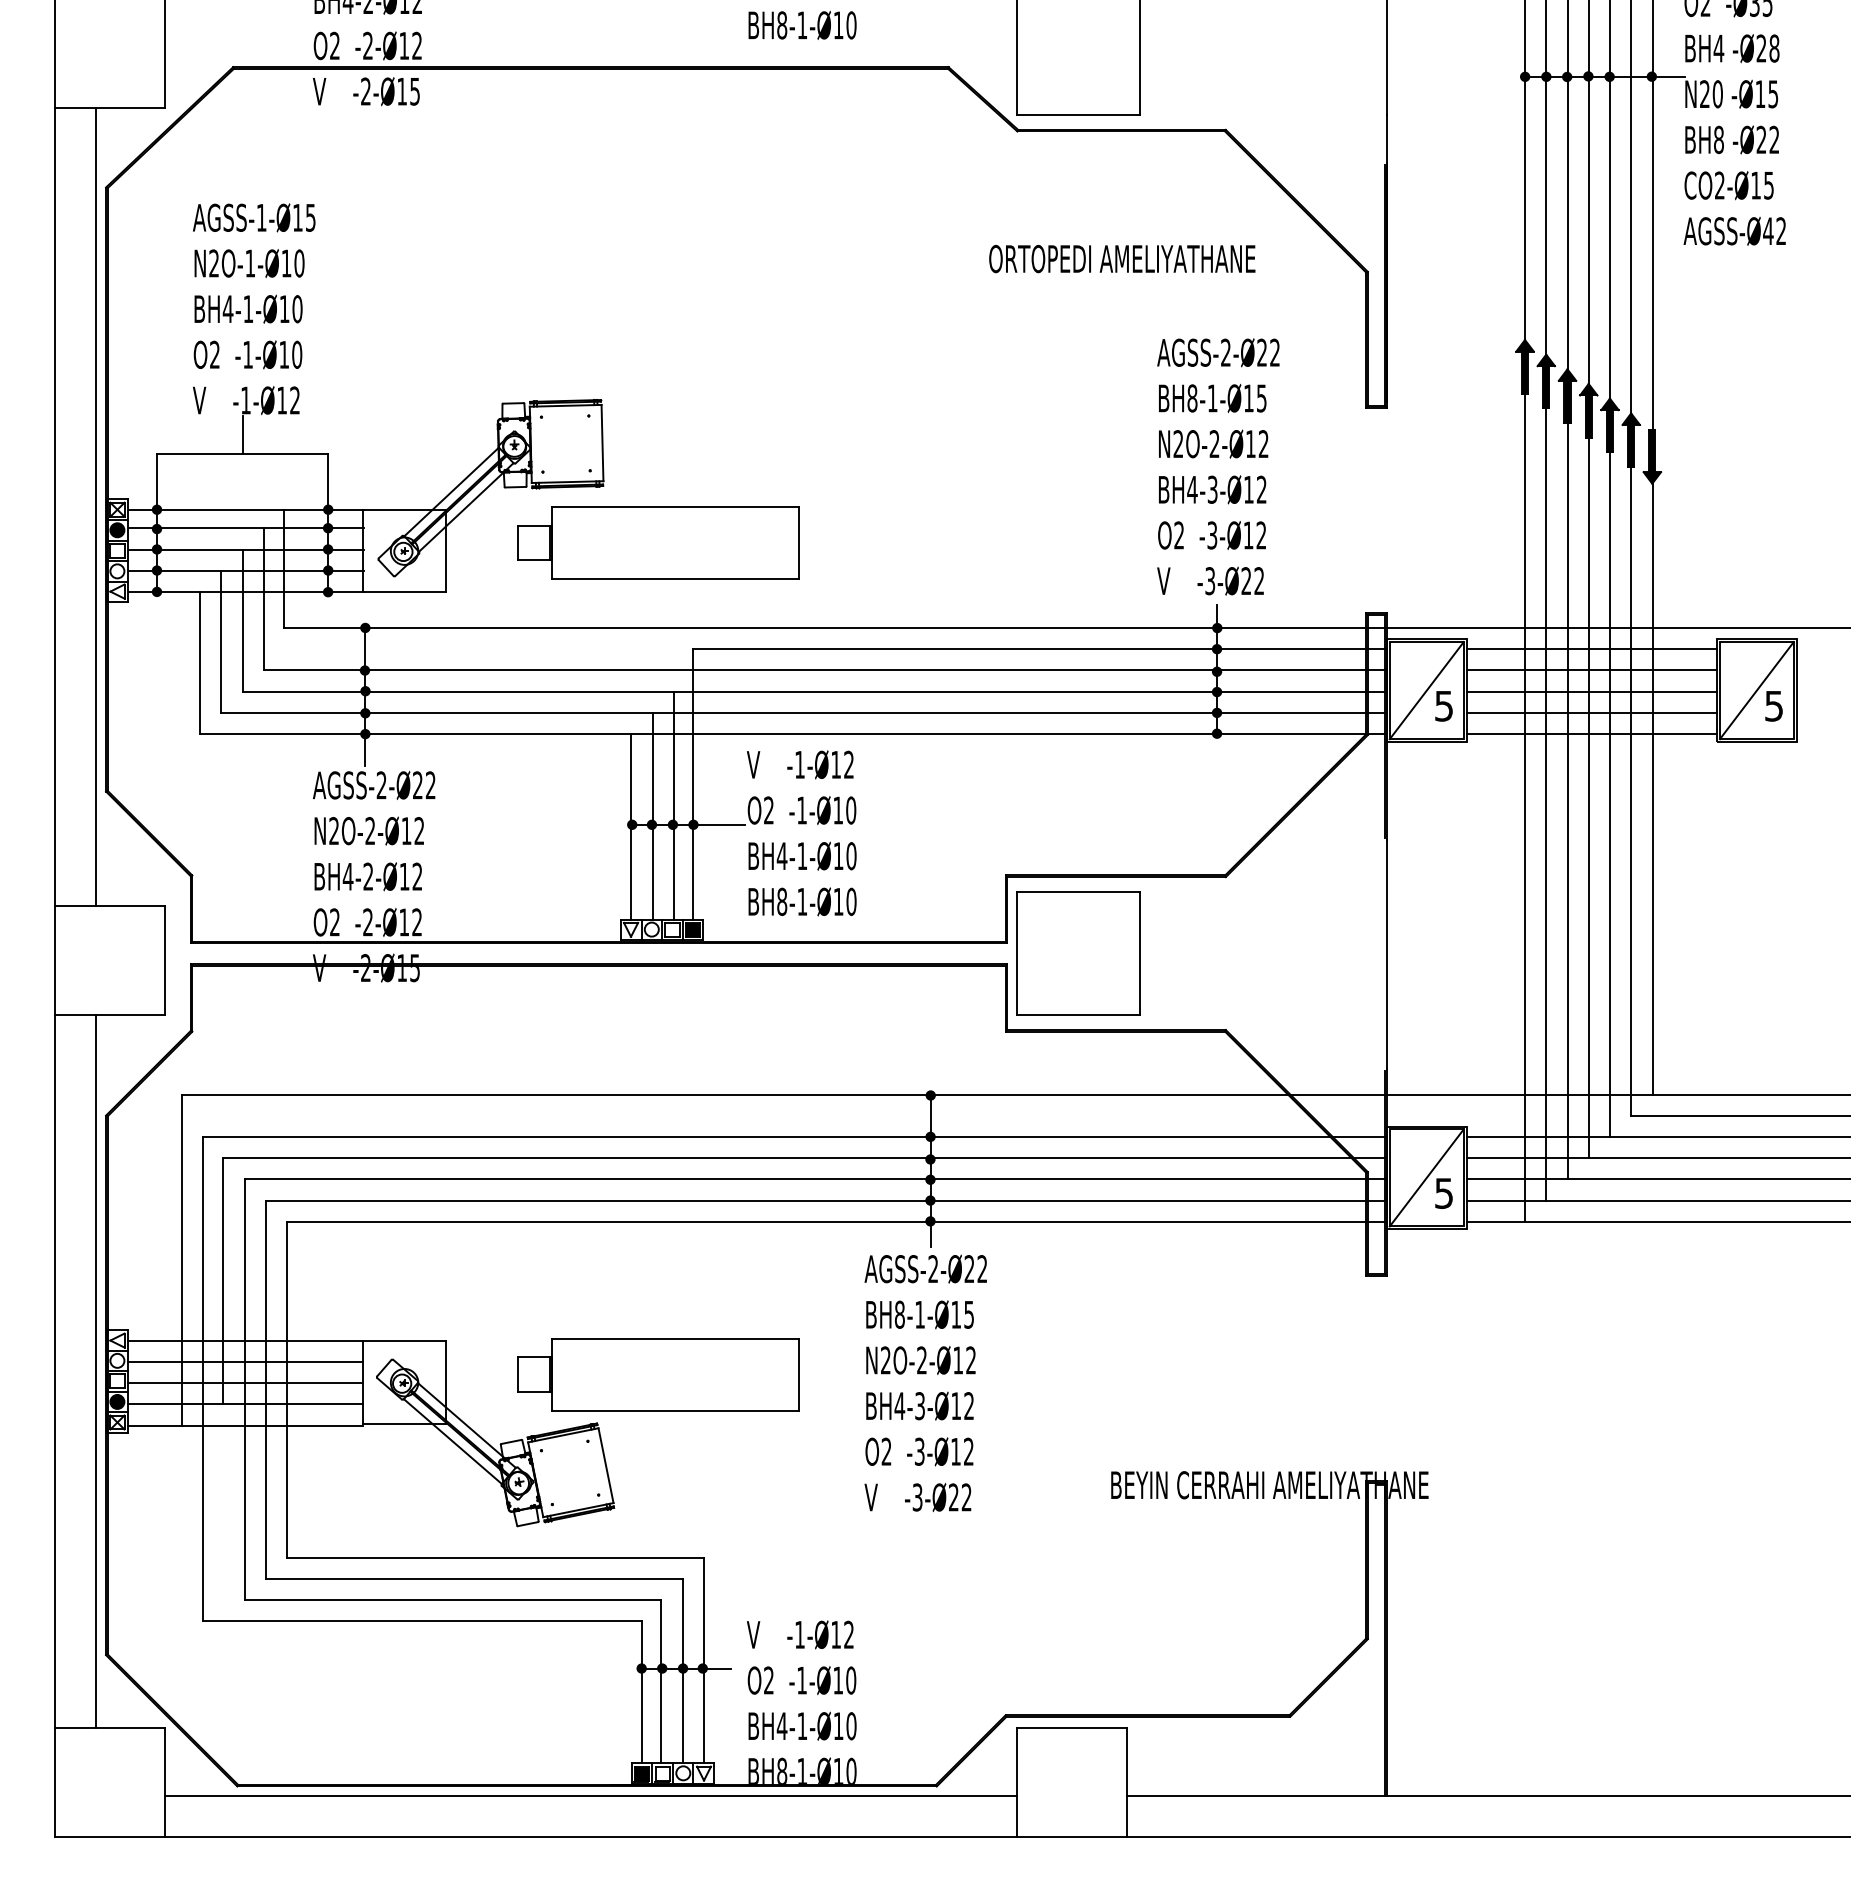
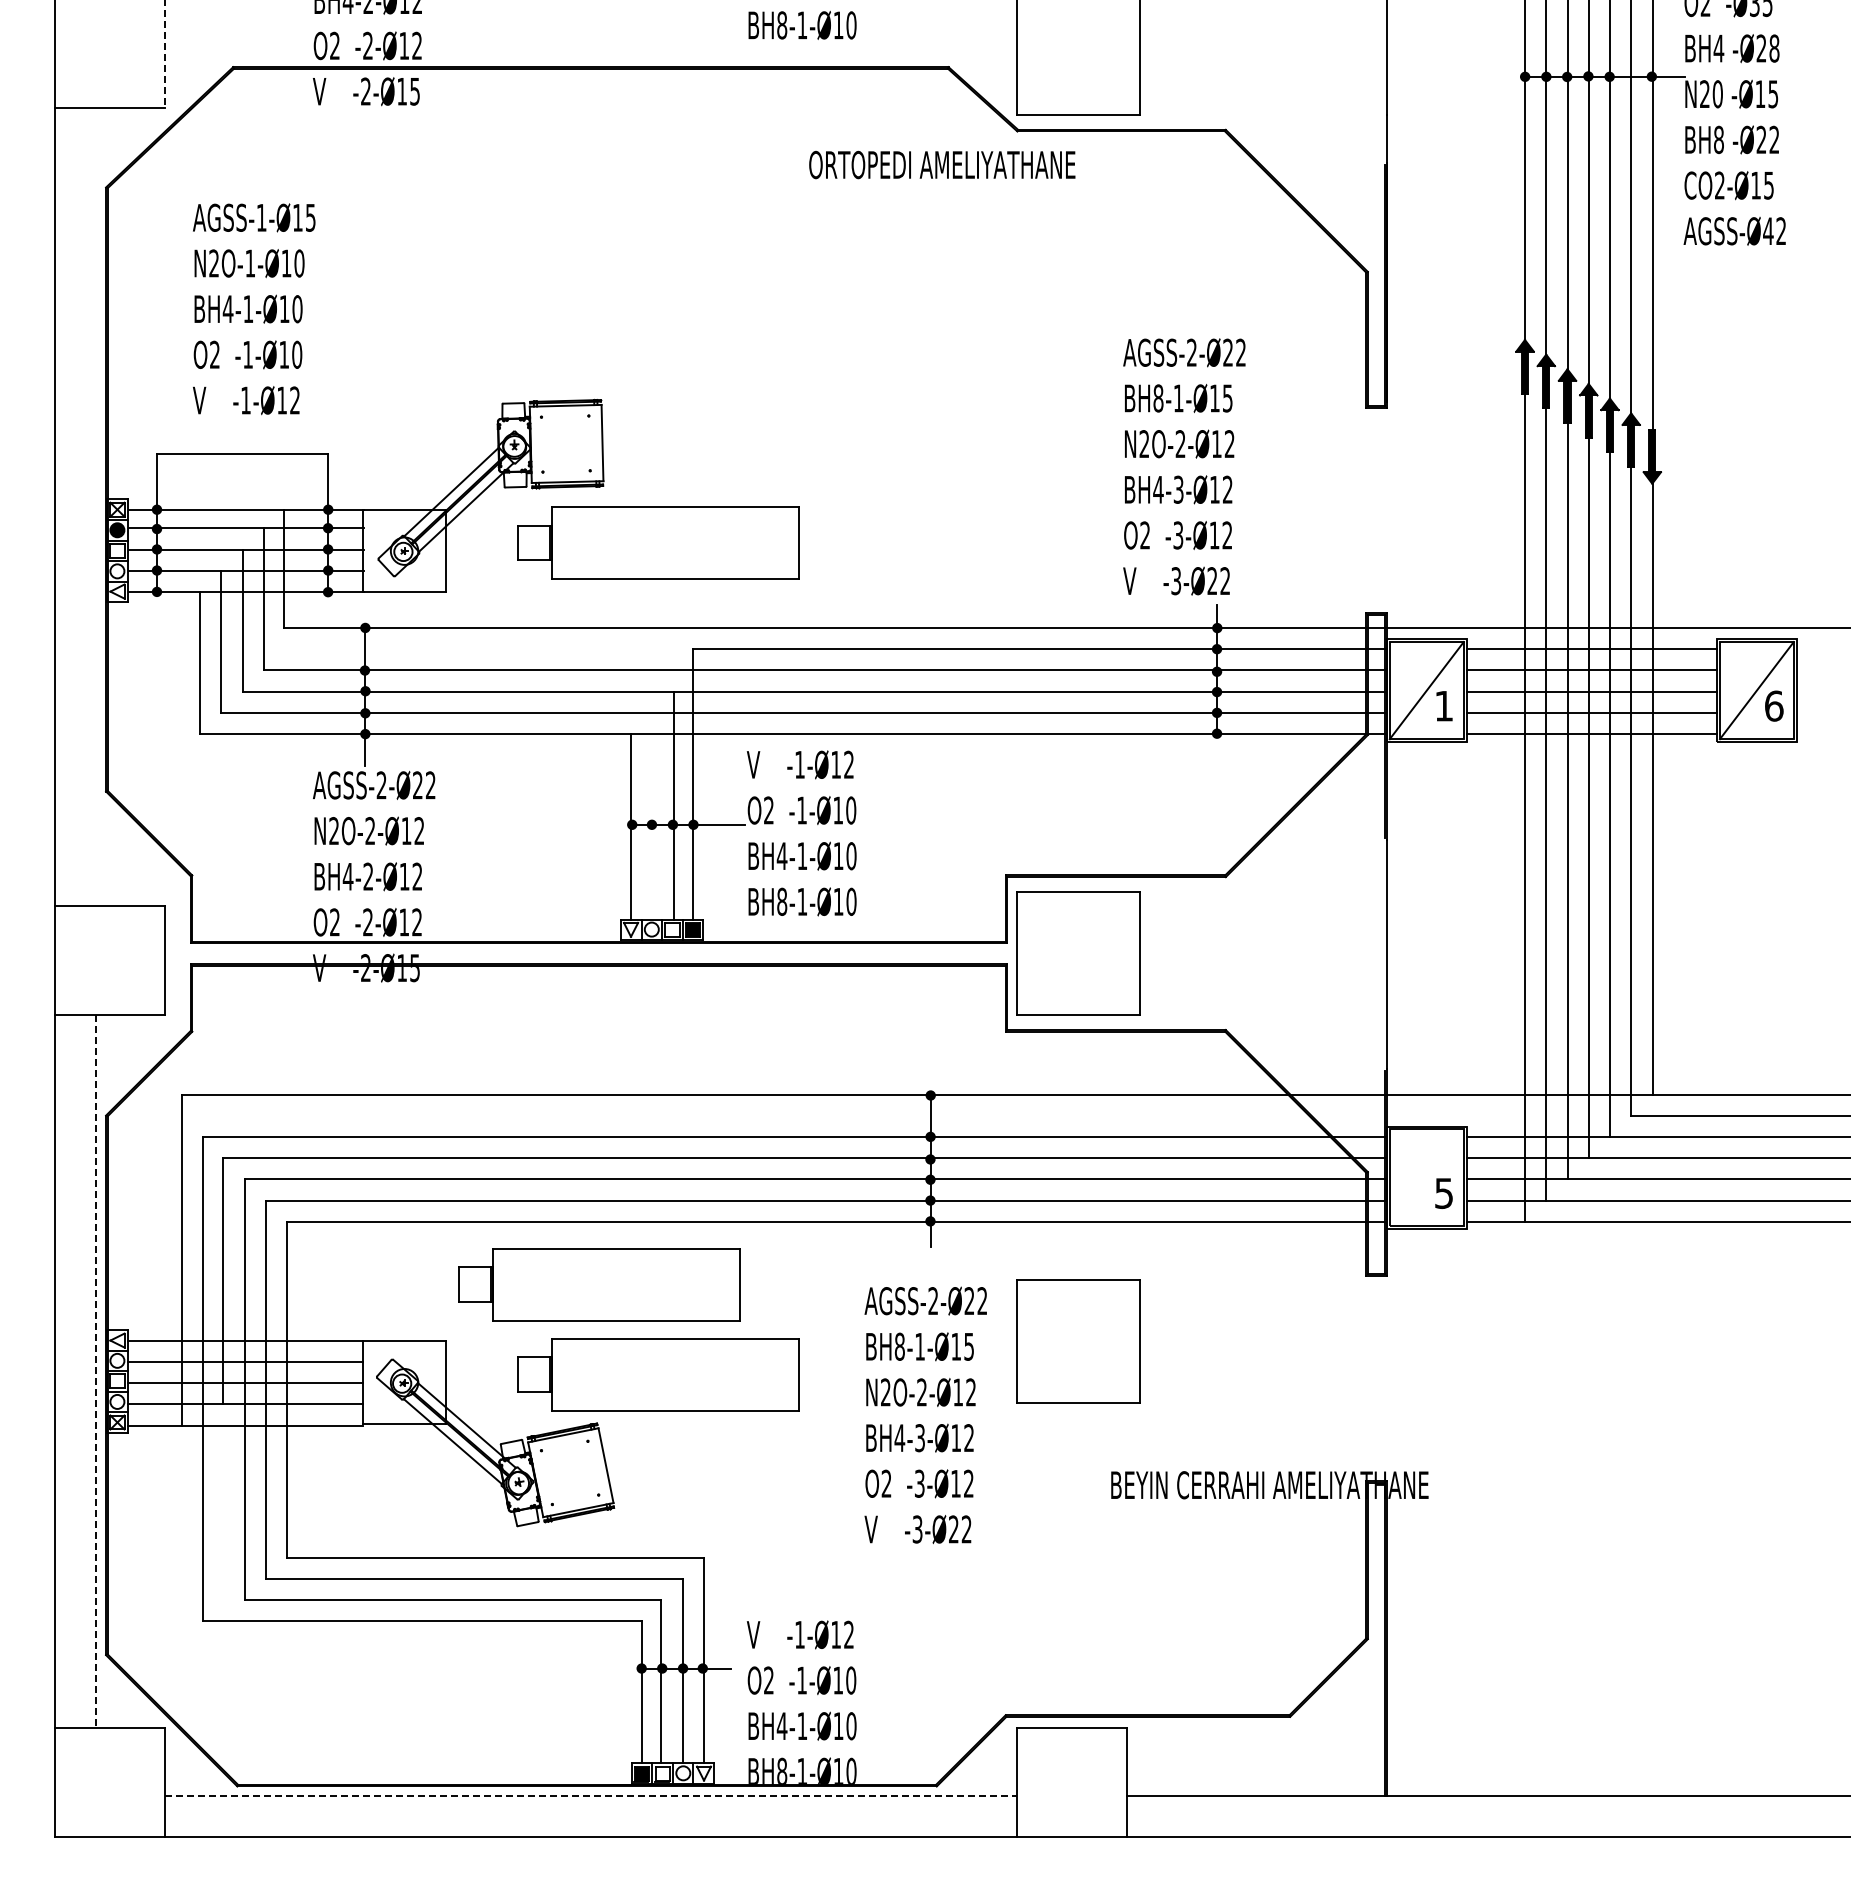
line: solid -> dashed (164, 54)
text position: (1122, 258) -> (942, 164) (942, 164)
line: present -> none (242, 435)
text position: (1218, 466) -> (1184, 466) (1184, 466)
line: present -> none (96, 506)
text: 5 -> 6 (1774, 705)
text: 5 -> 1 (1443, 706)
line: present -> none (652, 815)
line: present -> none (1426, 1177)
part: none -> present (599, 1284)
part: none -> present (1078, 1341)
line: solid -> dashed (96, 1371)
text position: (925, 1383) -> (925, 1415) (925, 1415)
fill: present -> none (117, 1401)
line: solid -> dashed (590, 1796)
